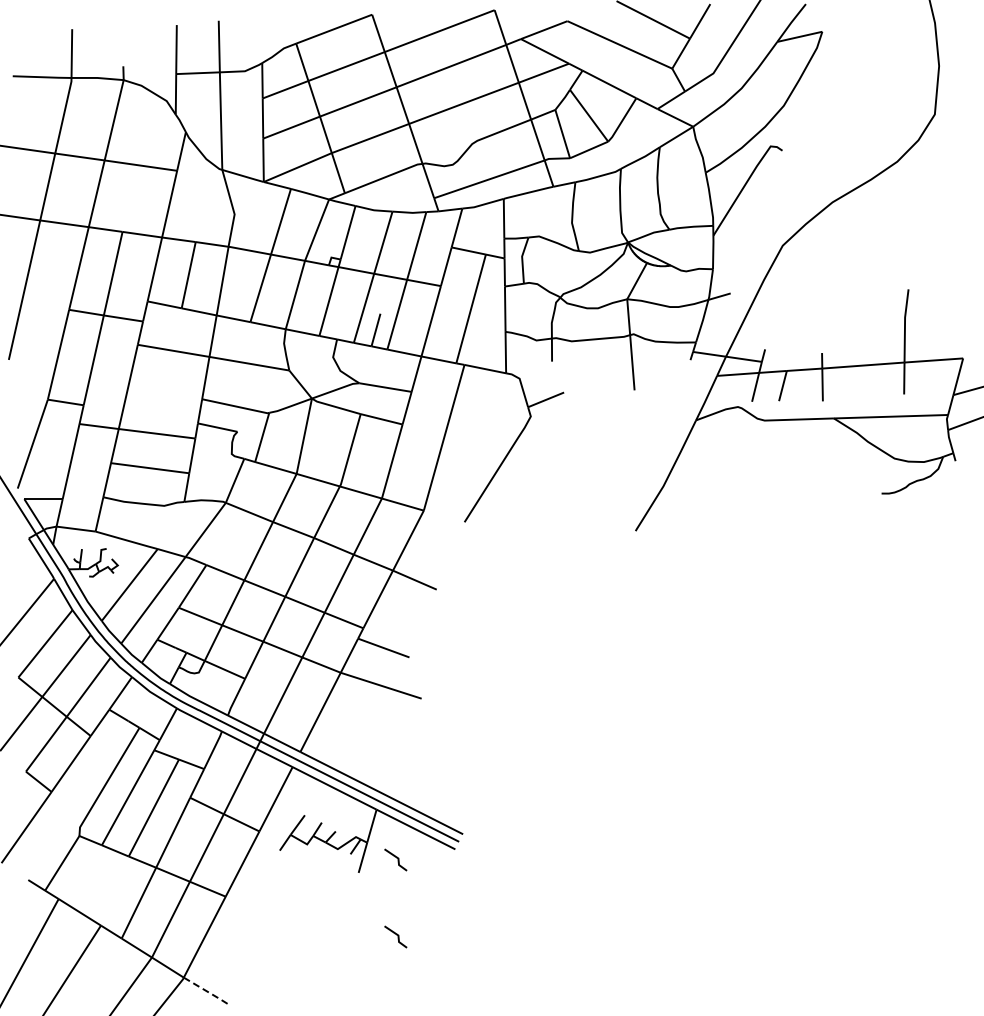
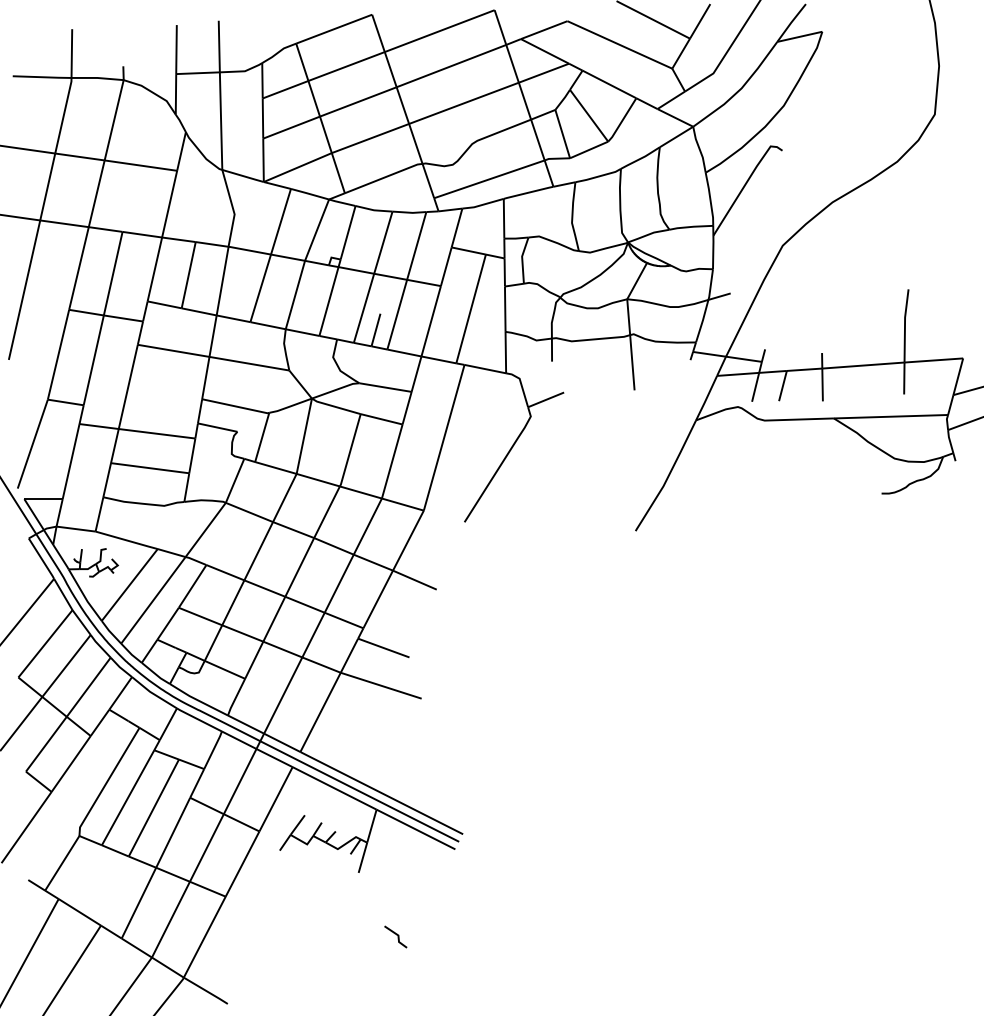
line: present -> none (396, 858)
line: dashed -> solid (206, 991)
